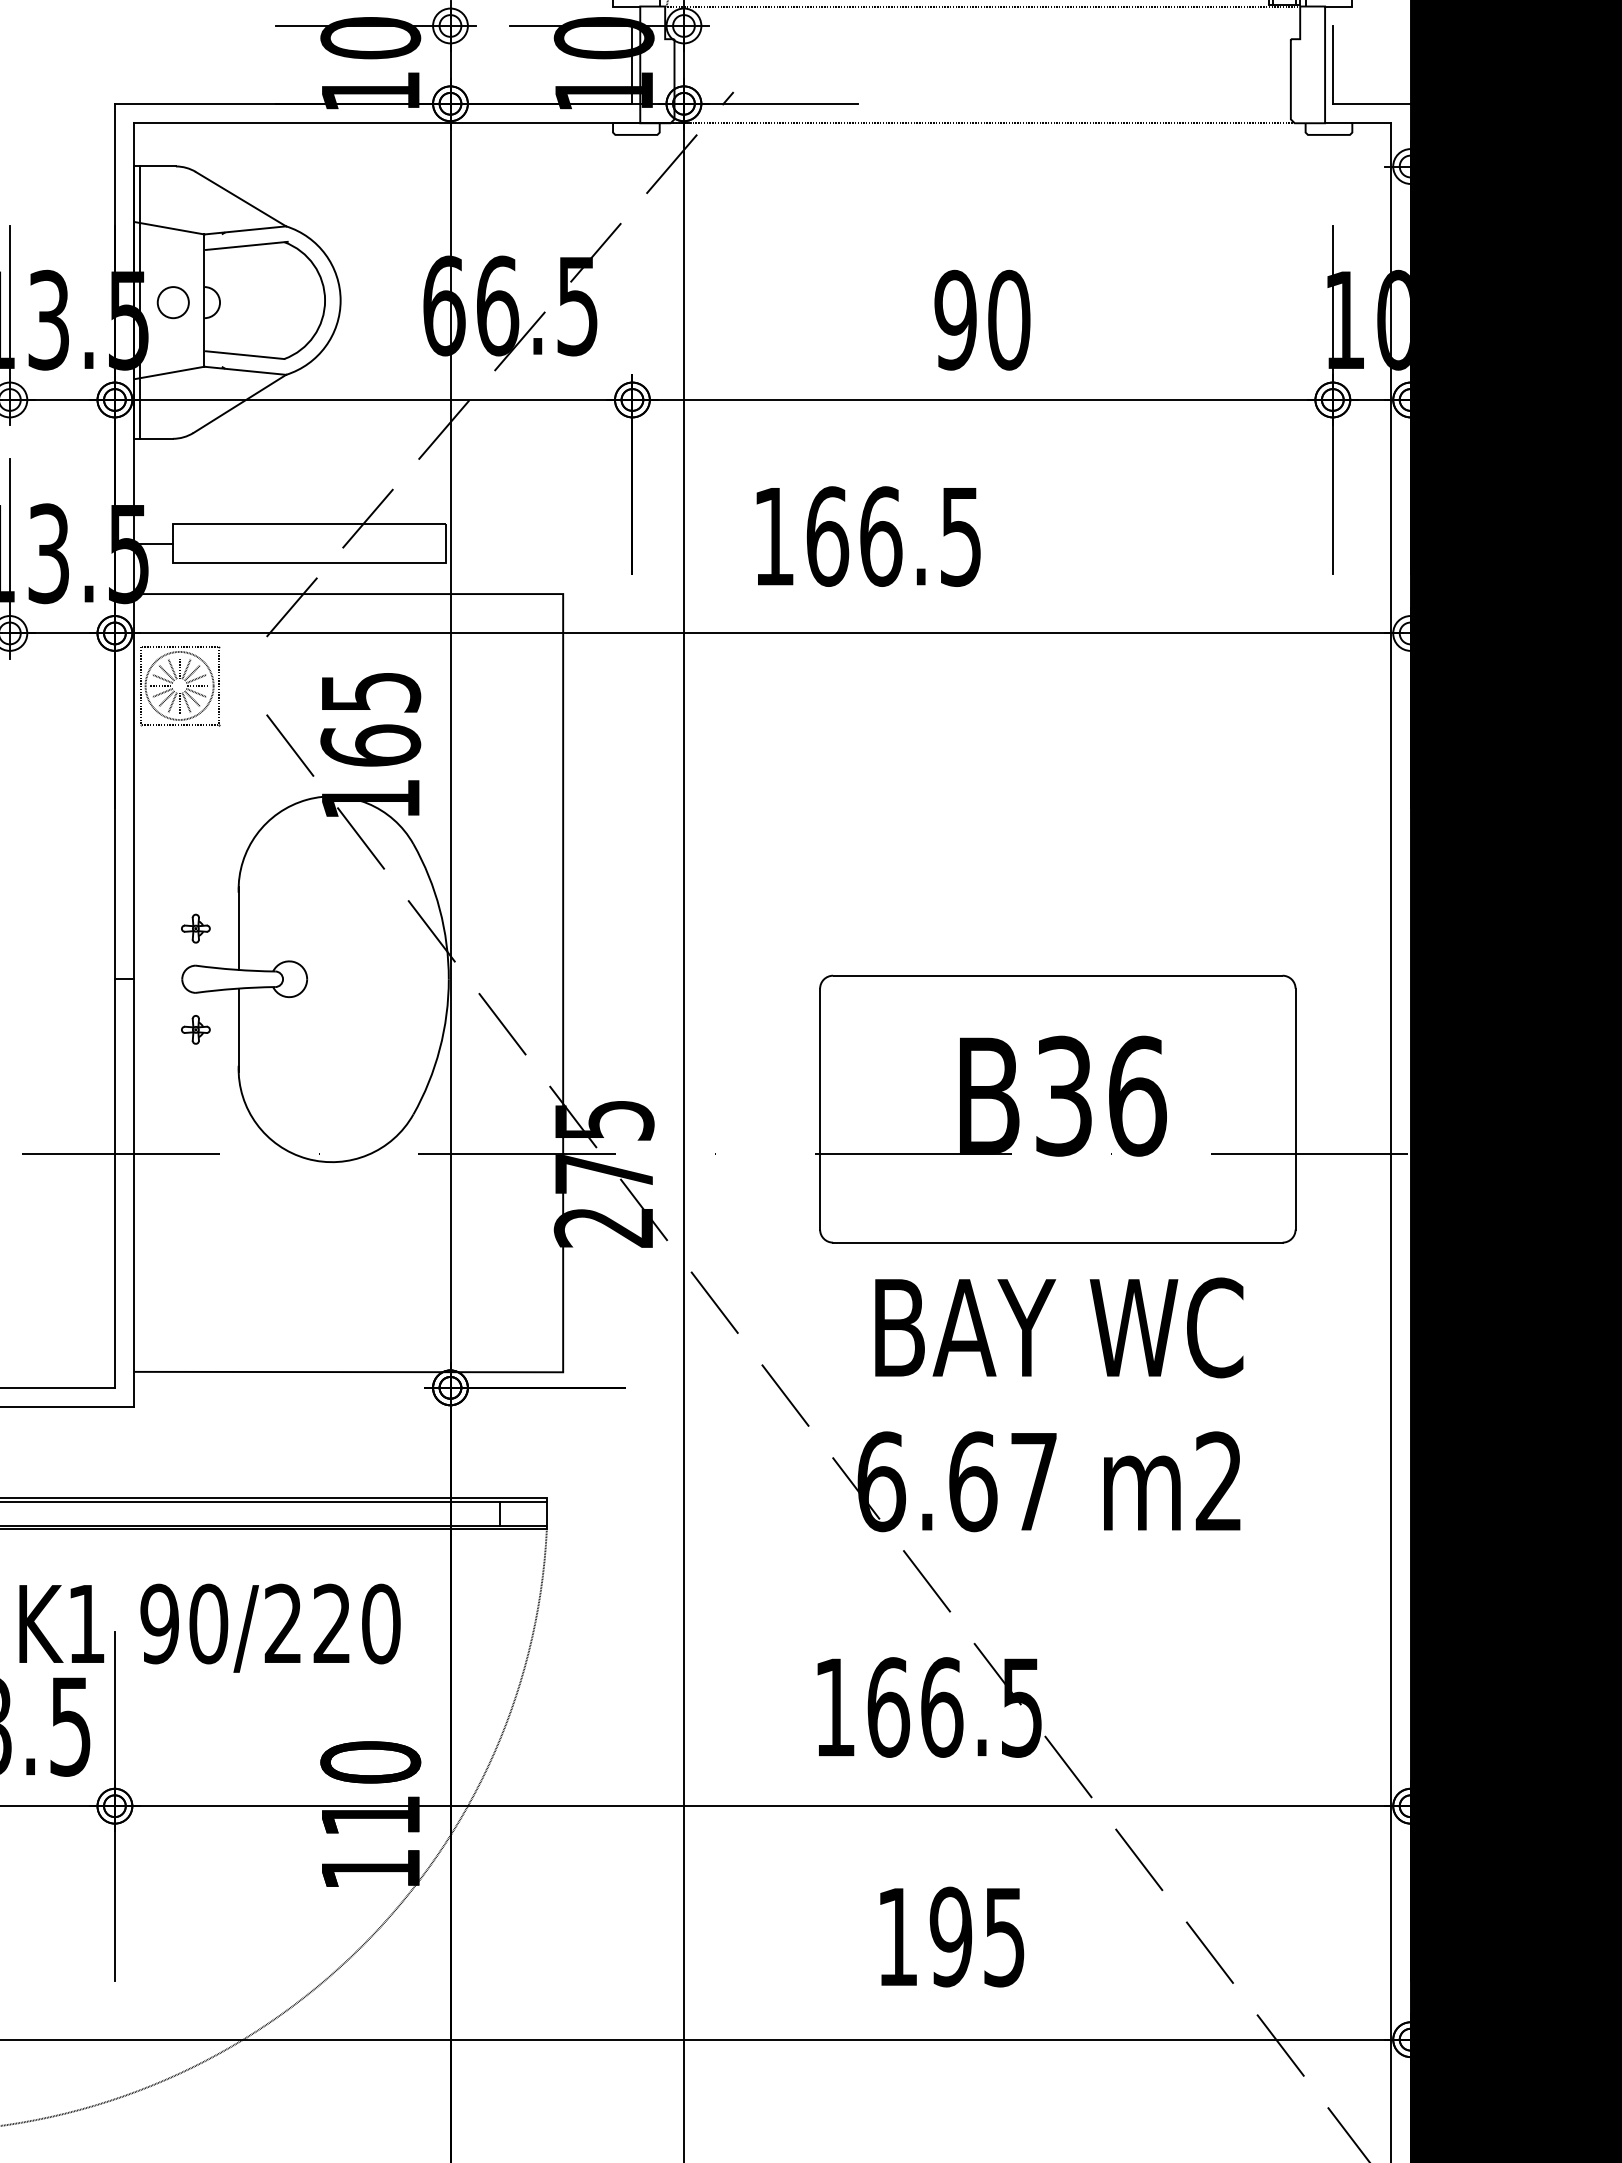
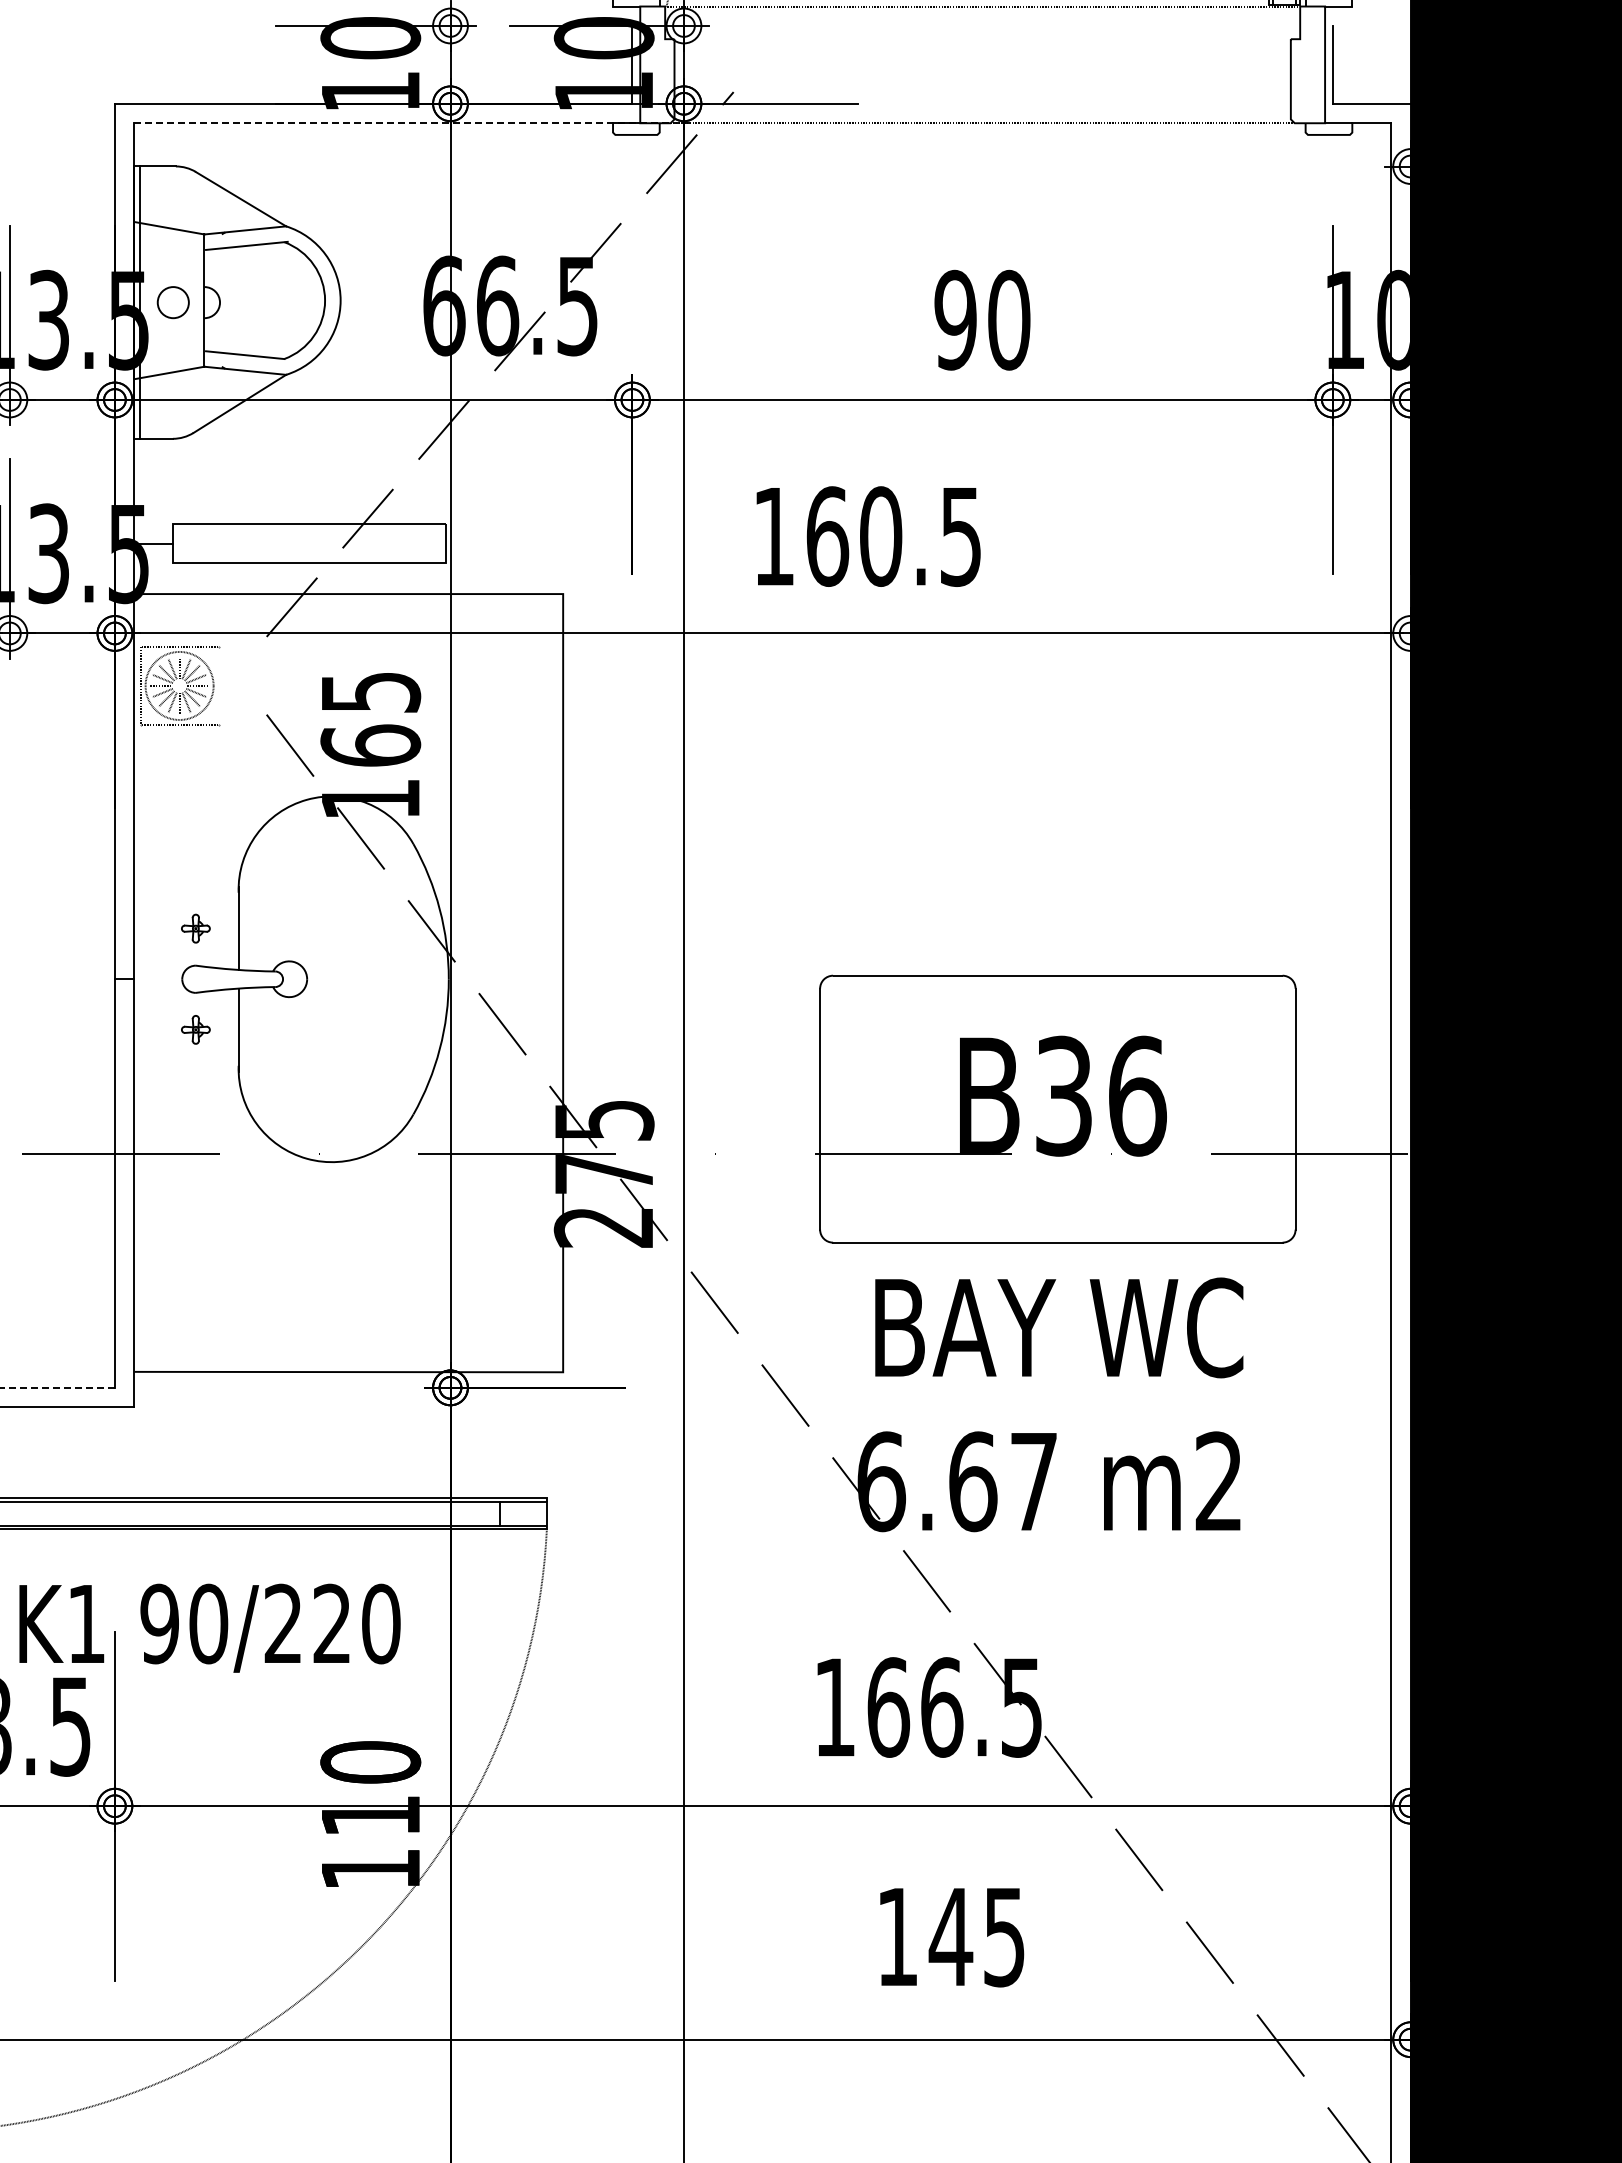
line: solid -> dashed (413, 123)
text: 166.5 -> 160.5 (881, 536)
line: present -> none (218, 685)
line: solid -> dashed (57, 1387)
text: 195 -> 145 (950, 1936)
